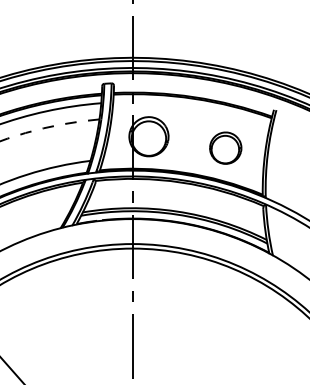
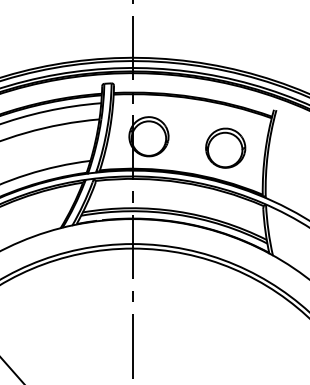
arc: dashed -> solid (48, 127)
part size: 34x34 px -> 42x42 px (225, 147)
